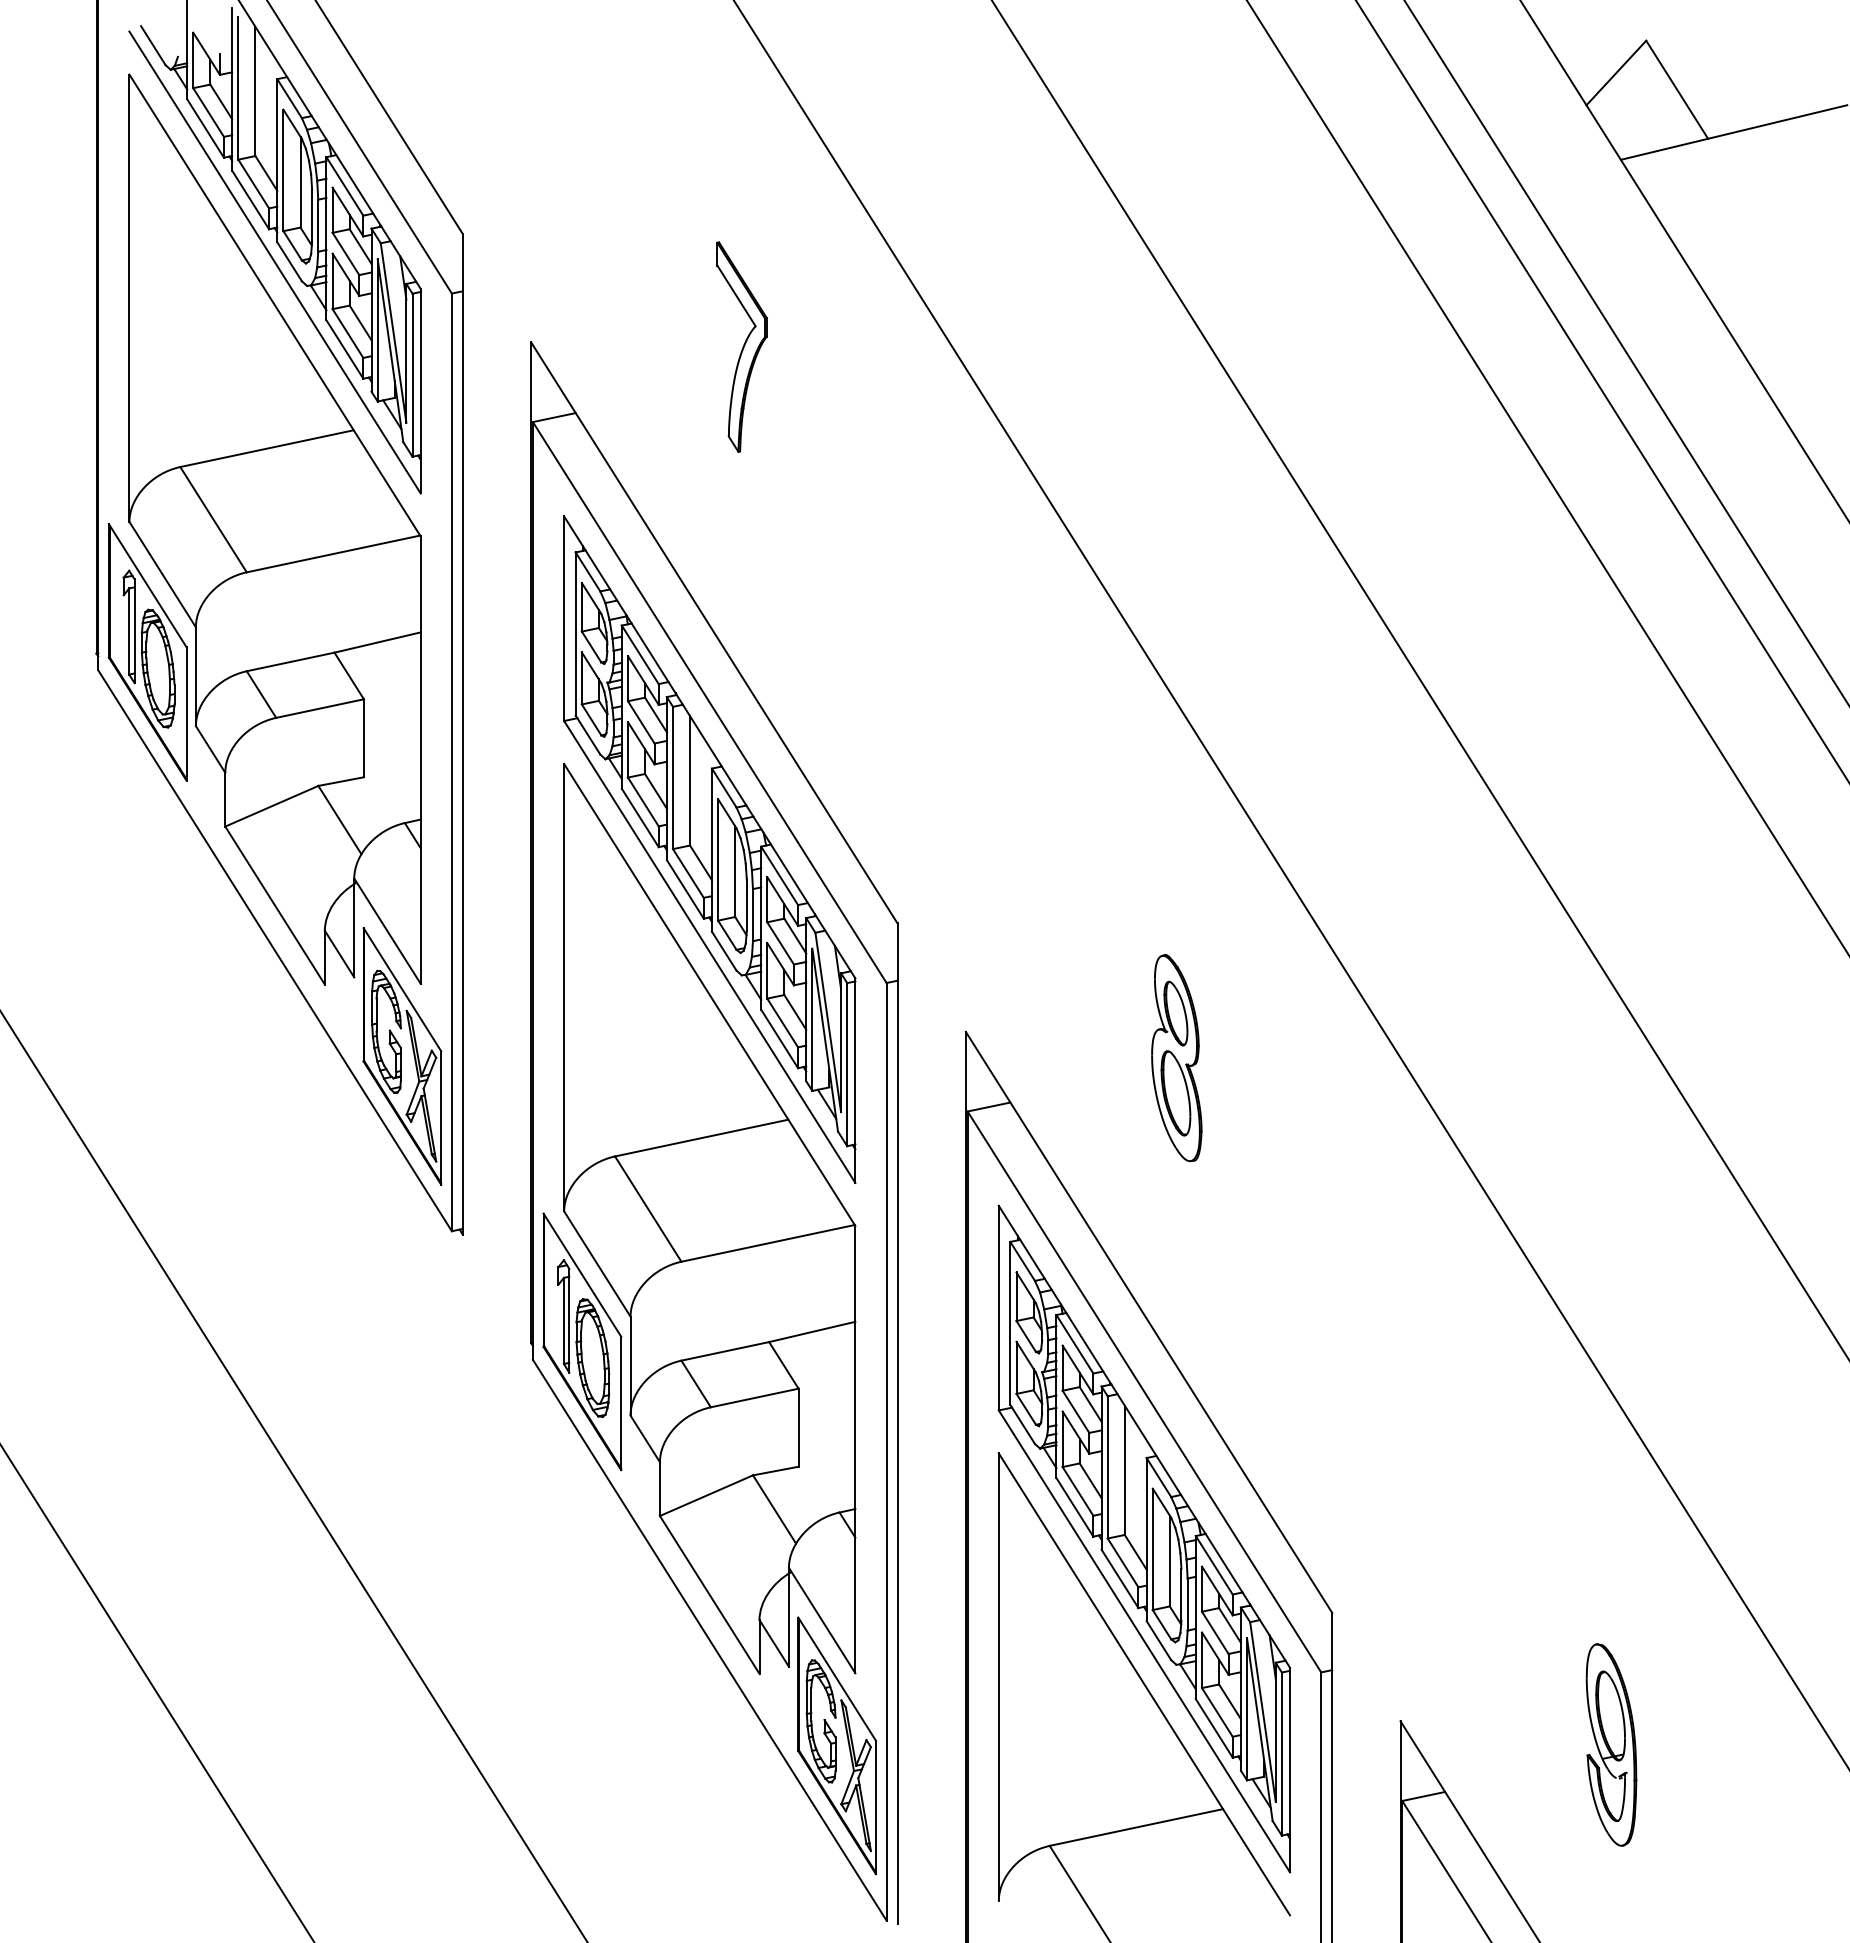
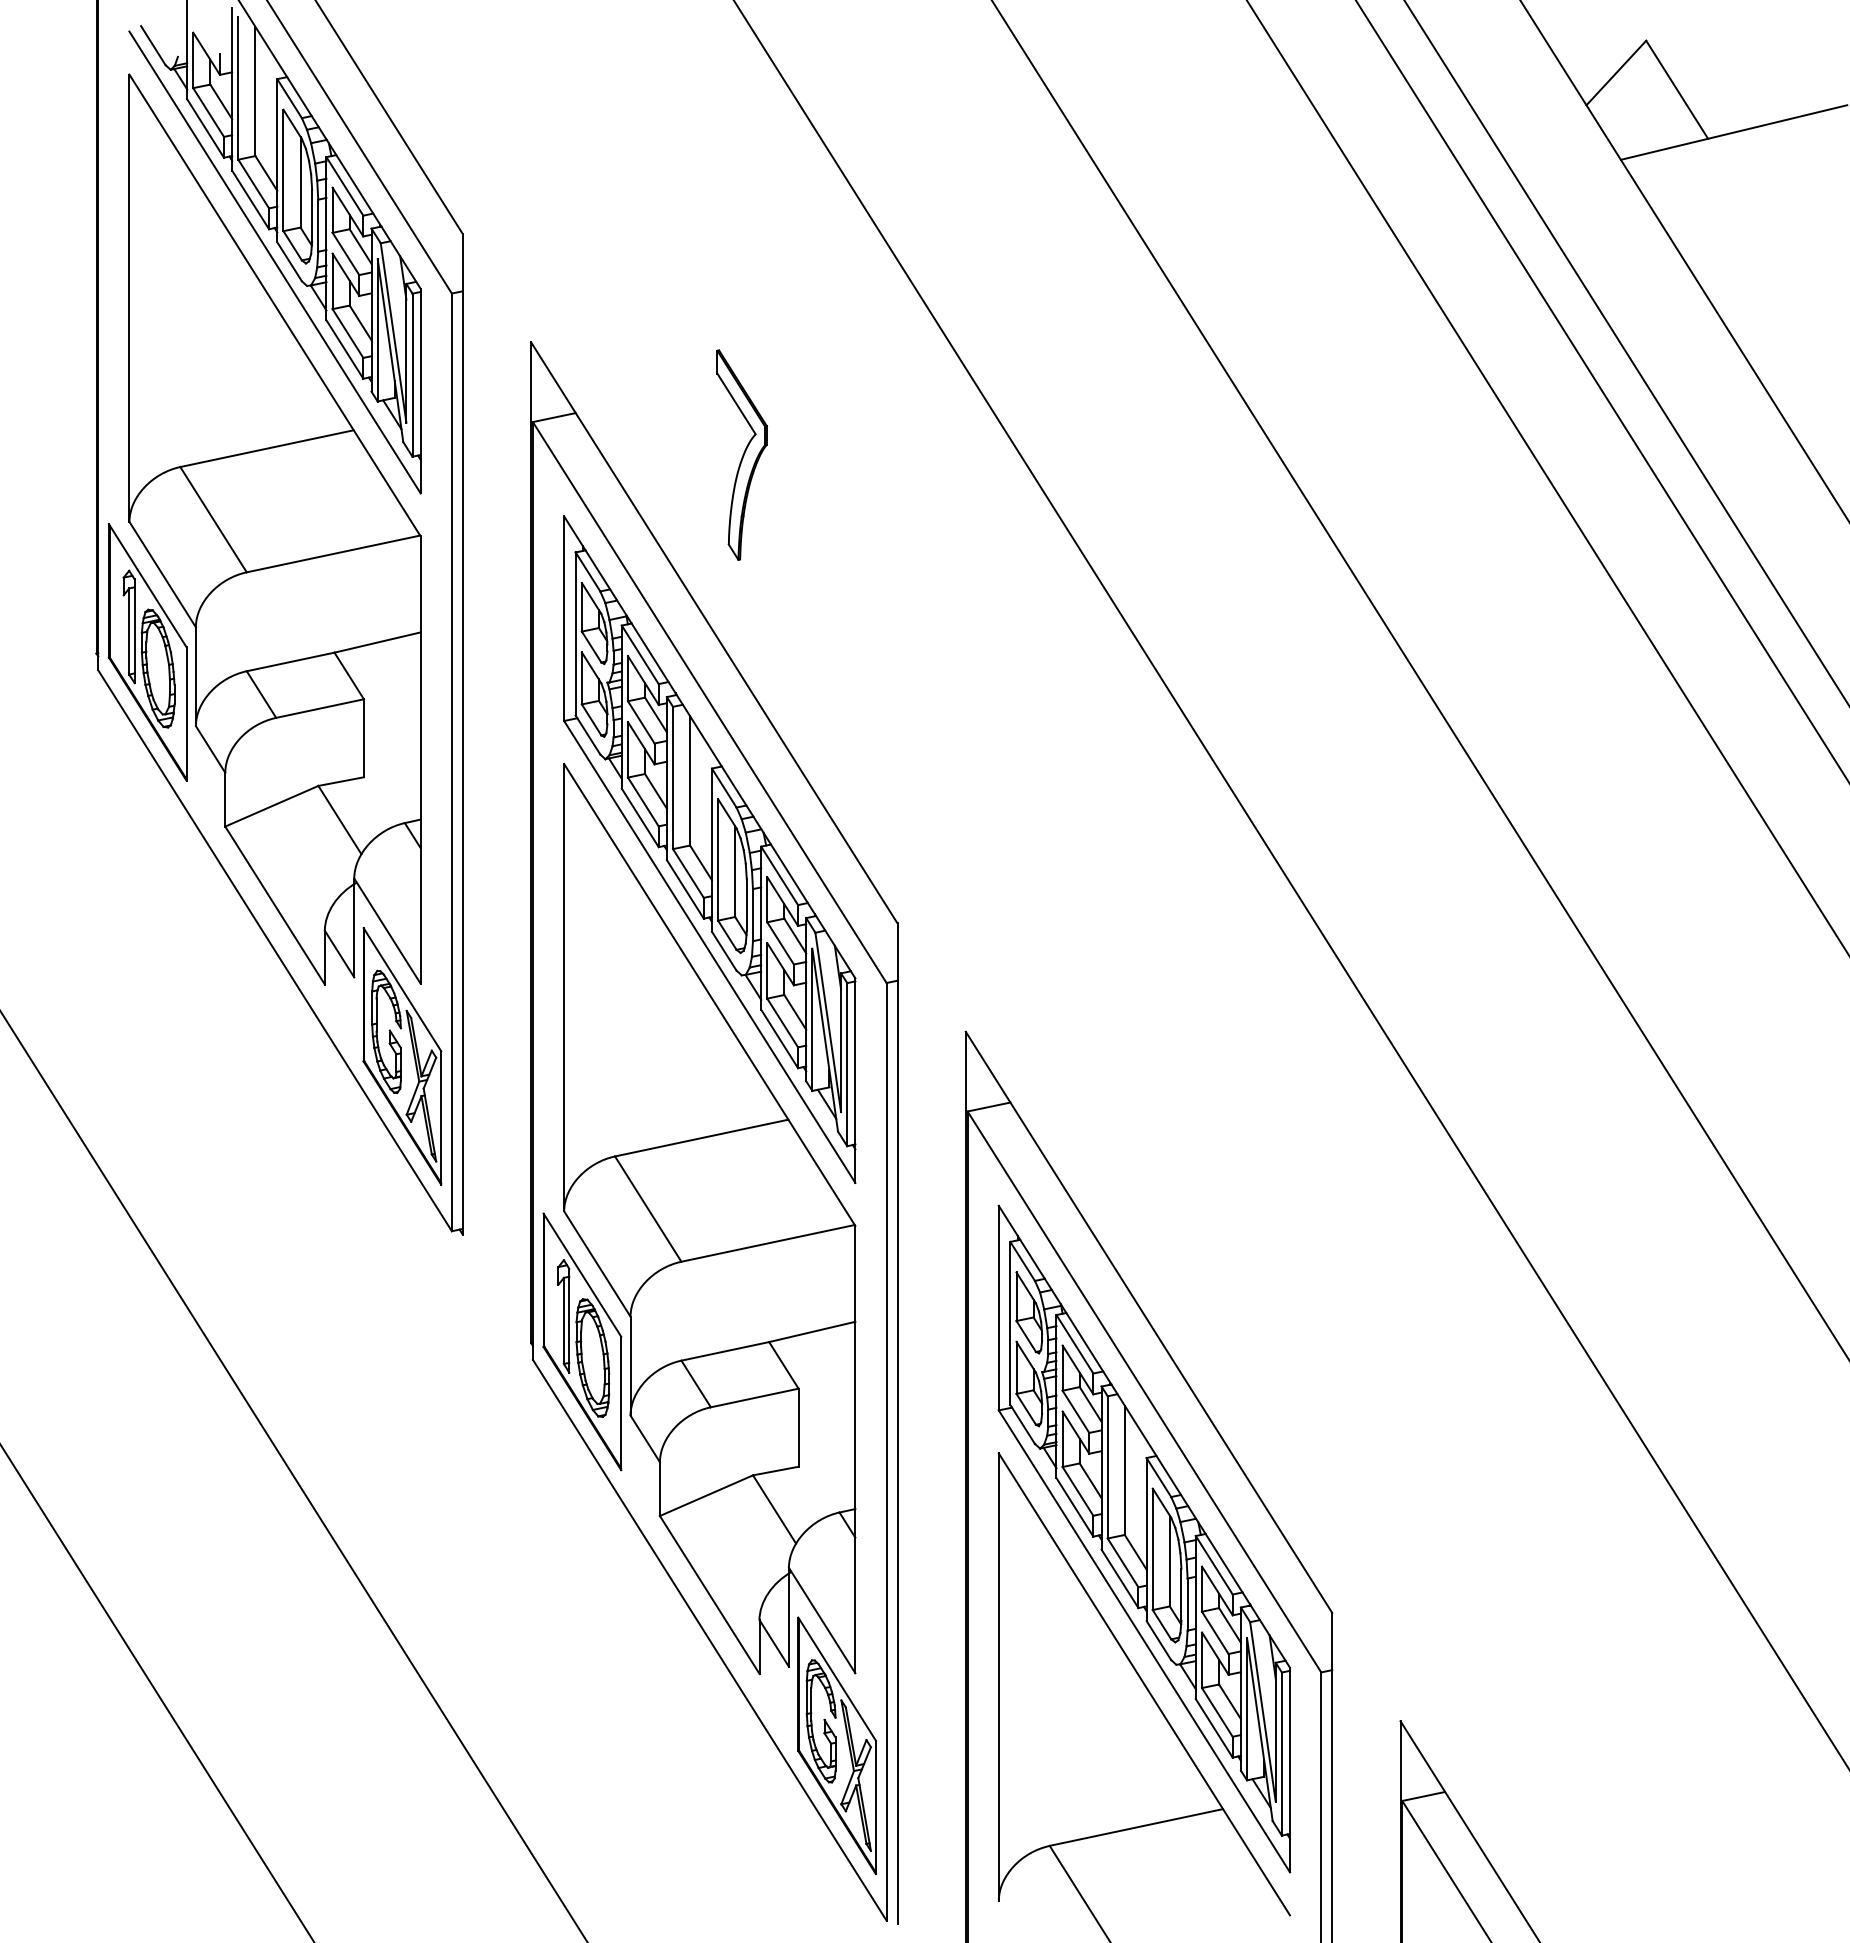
part position: (741, 346) -> (741, 454) (741, 454)
part: present -> none (1176, 1058)
part: present -> none (1611, 1744)
